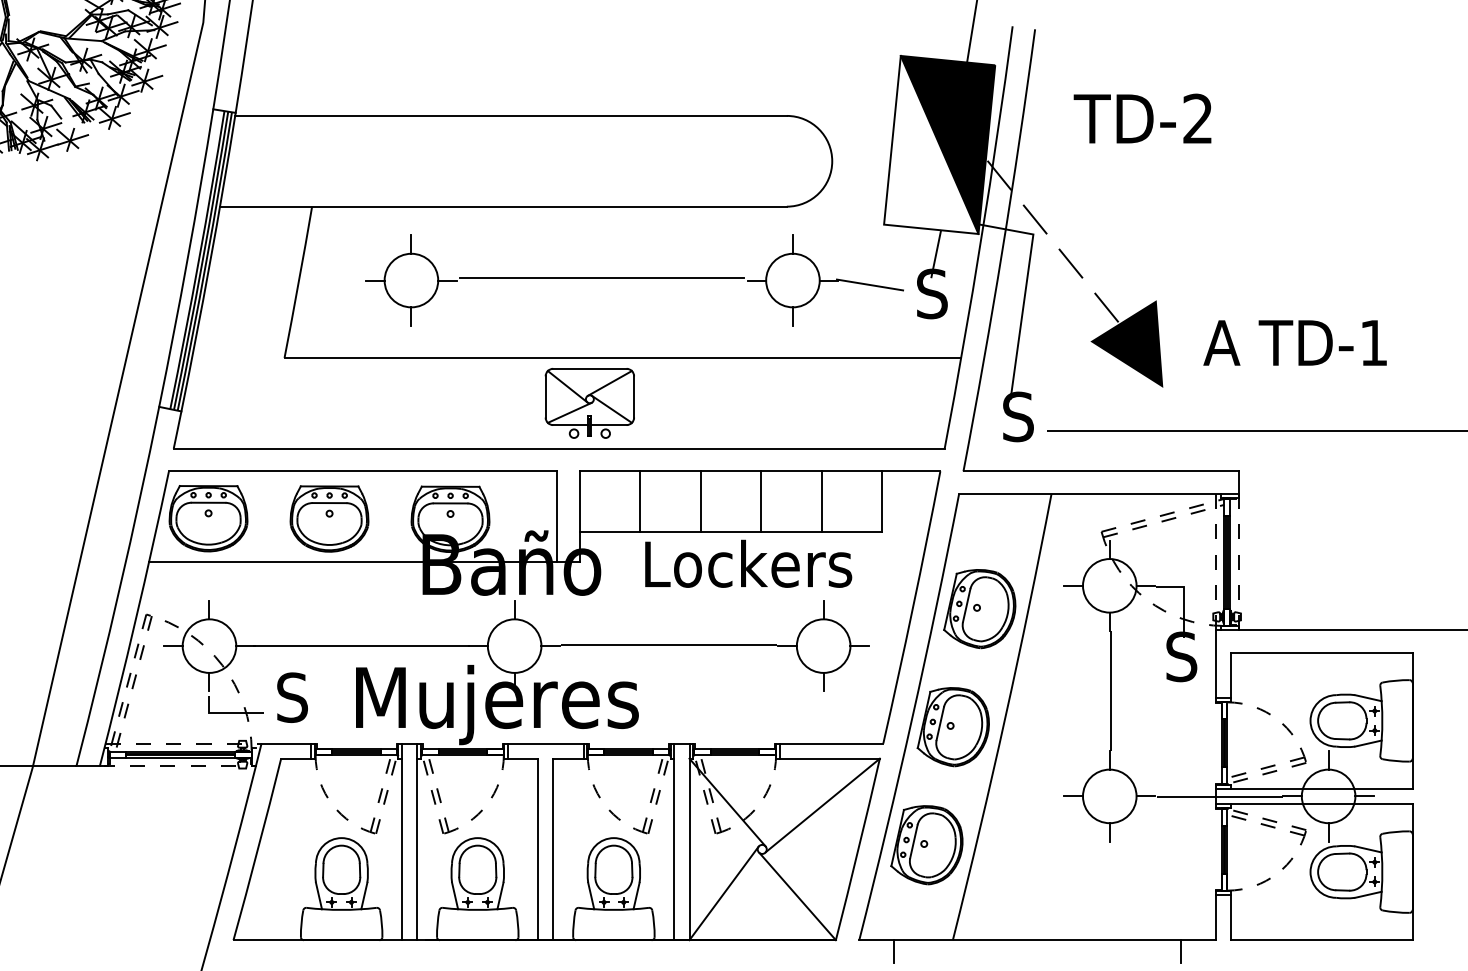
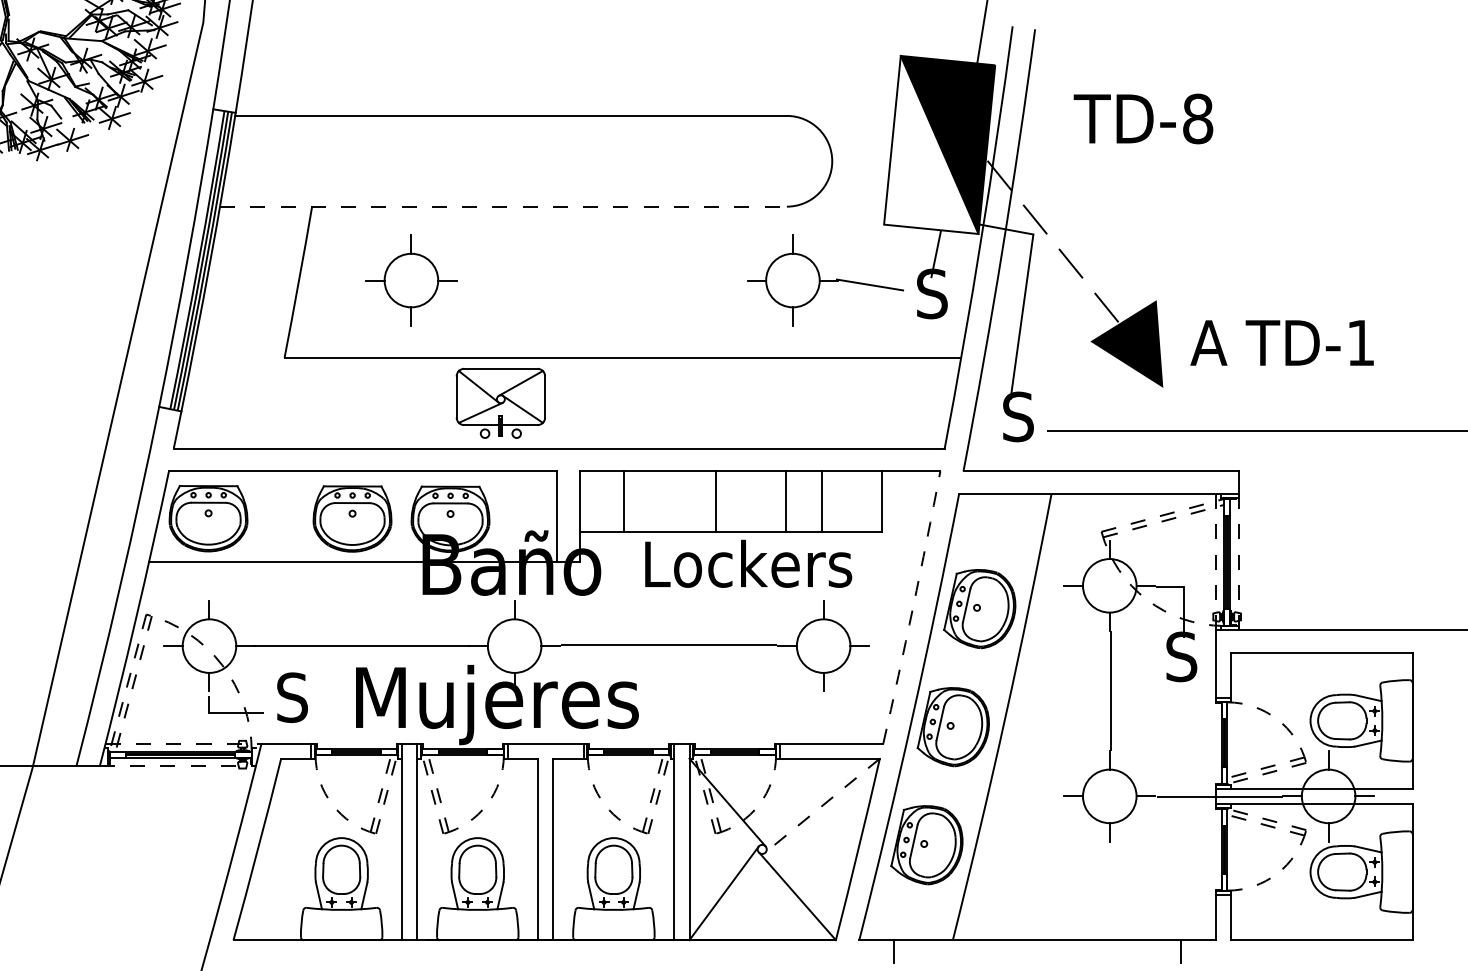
line position: (971, 33) -> (981, 34) (981, 34)
text: TD-2 -> TD-8 (1198, 118)
line: solid -> dashed (503, 206)
line: present -> none (601, 278)
text position: (1294, 342) -> (1281, 342) (1281, 342)
part position: (589, 403) -> (500, 403) (500, 403)
line position: (640, 501) -> (624, 501) (624, 501)
line position: (700, 501) -> (715, 501) (715, 501)
line position: (761, 501) -> (786, 501) (786, 501)
part position: (329, 518) -> (352, 518) (352, 518)
arc: solid -> dashed (913, 607)
line: solid -> dashed (822, 805)
